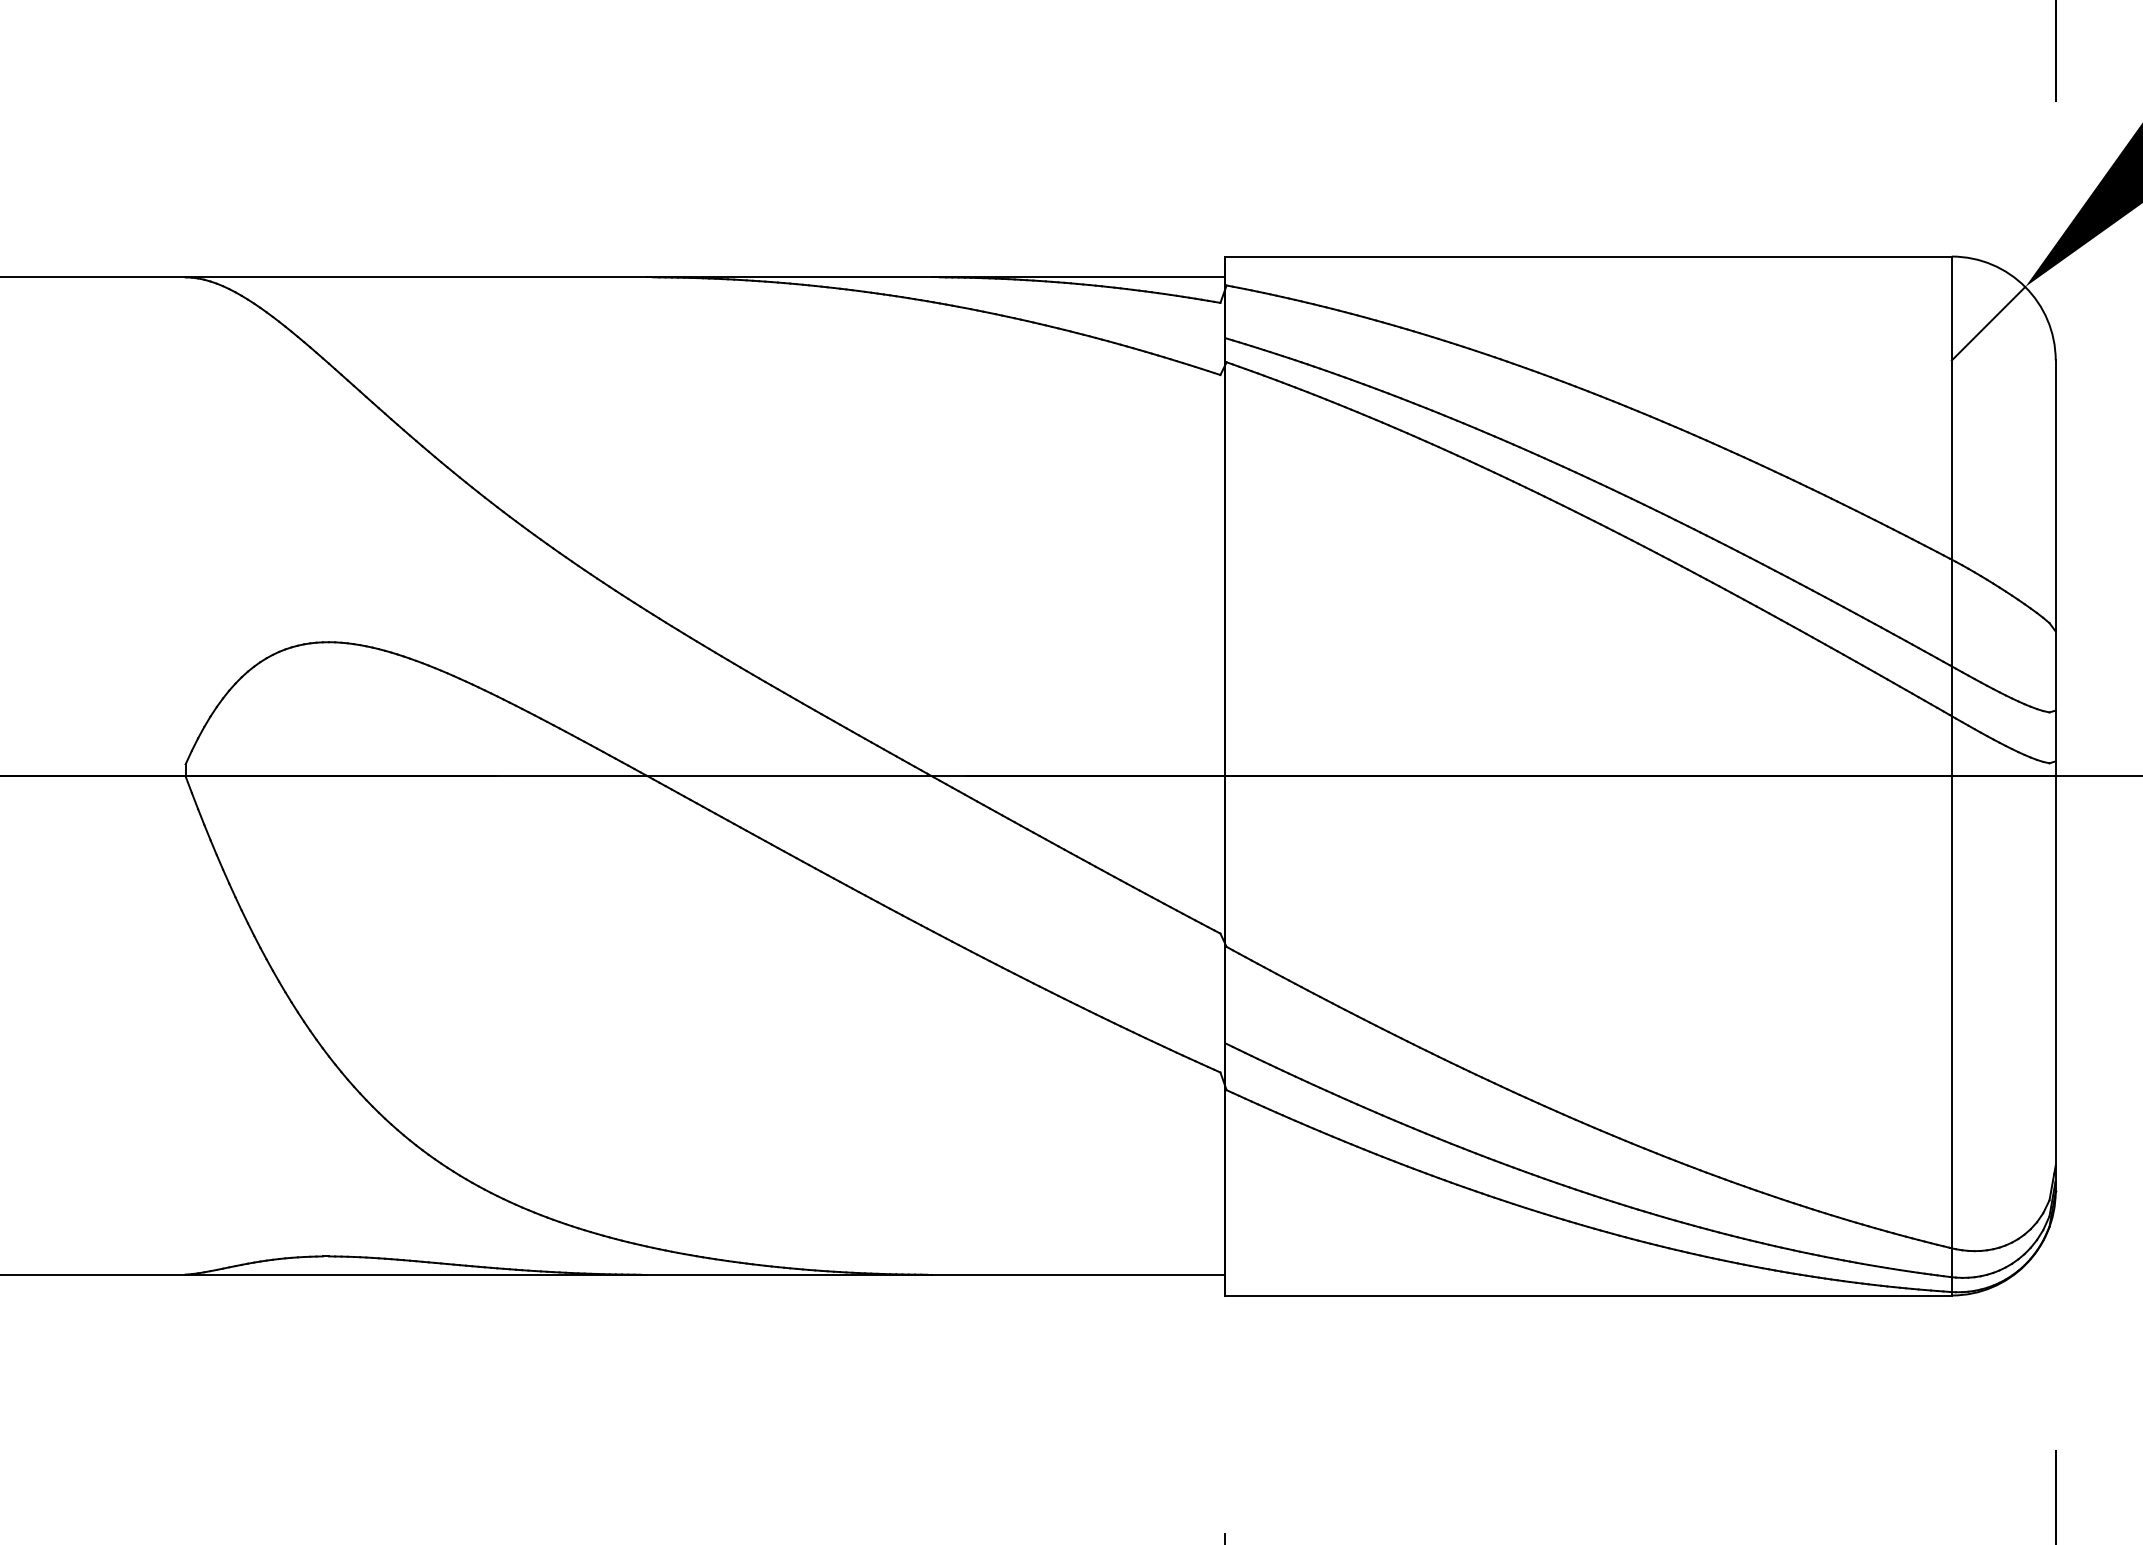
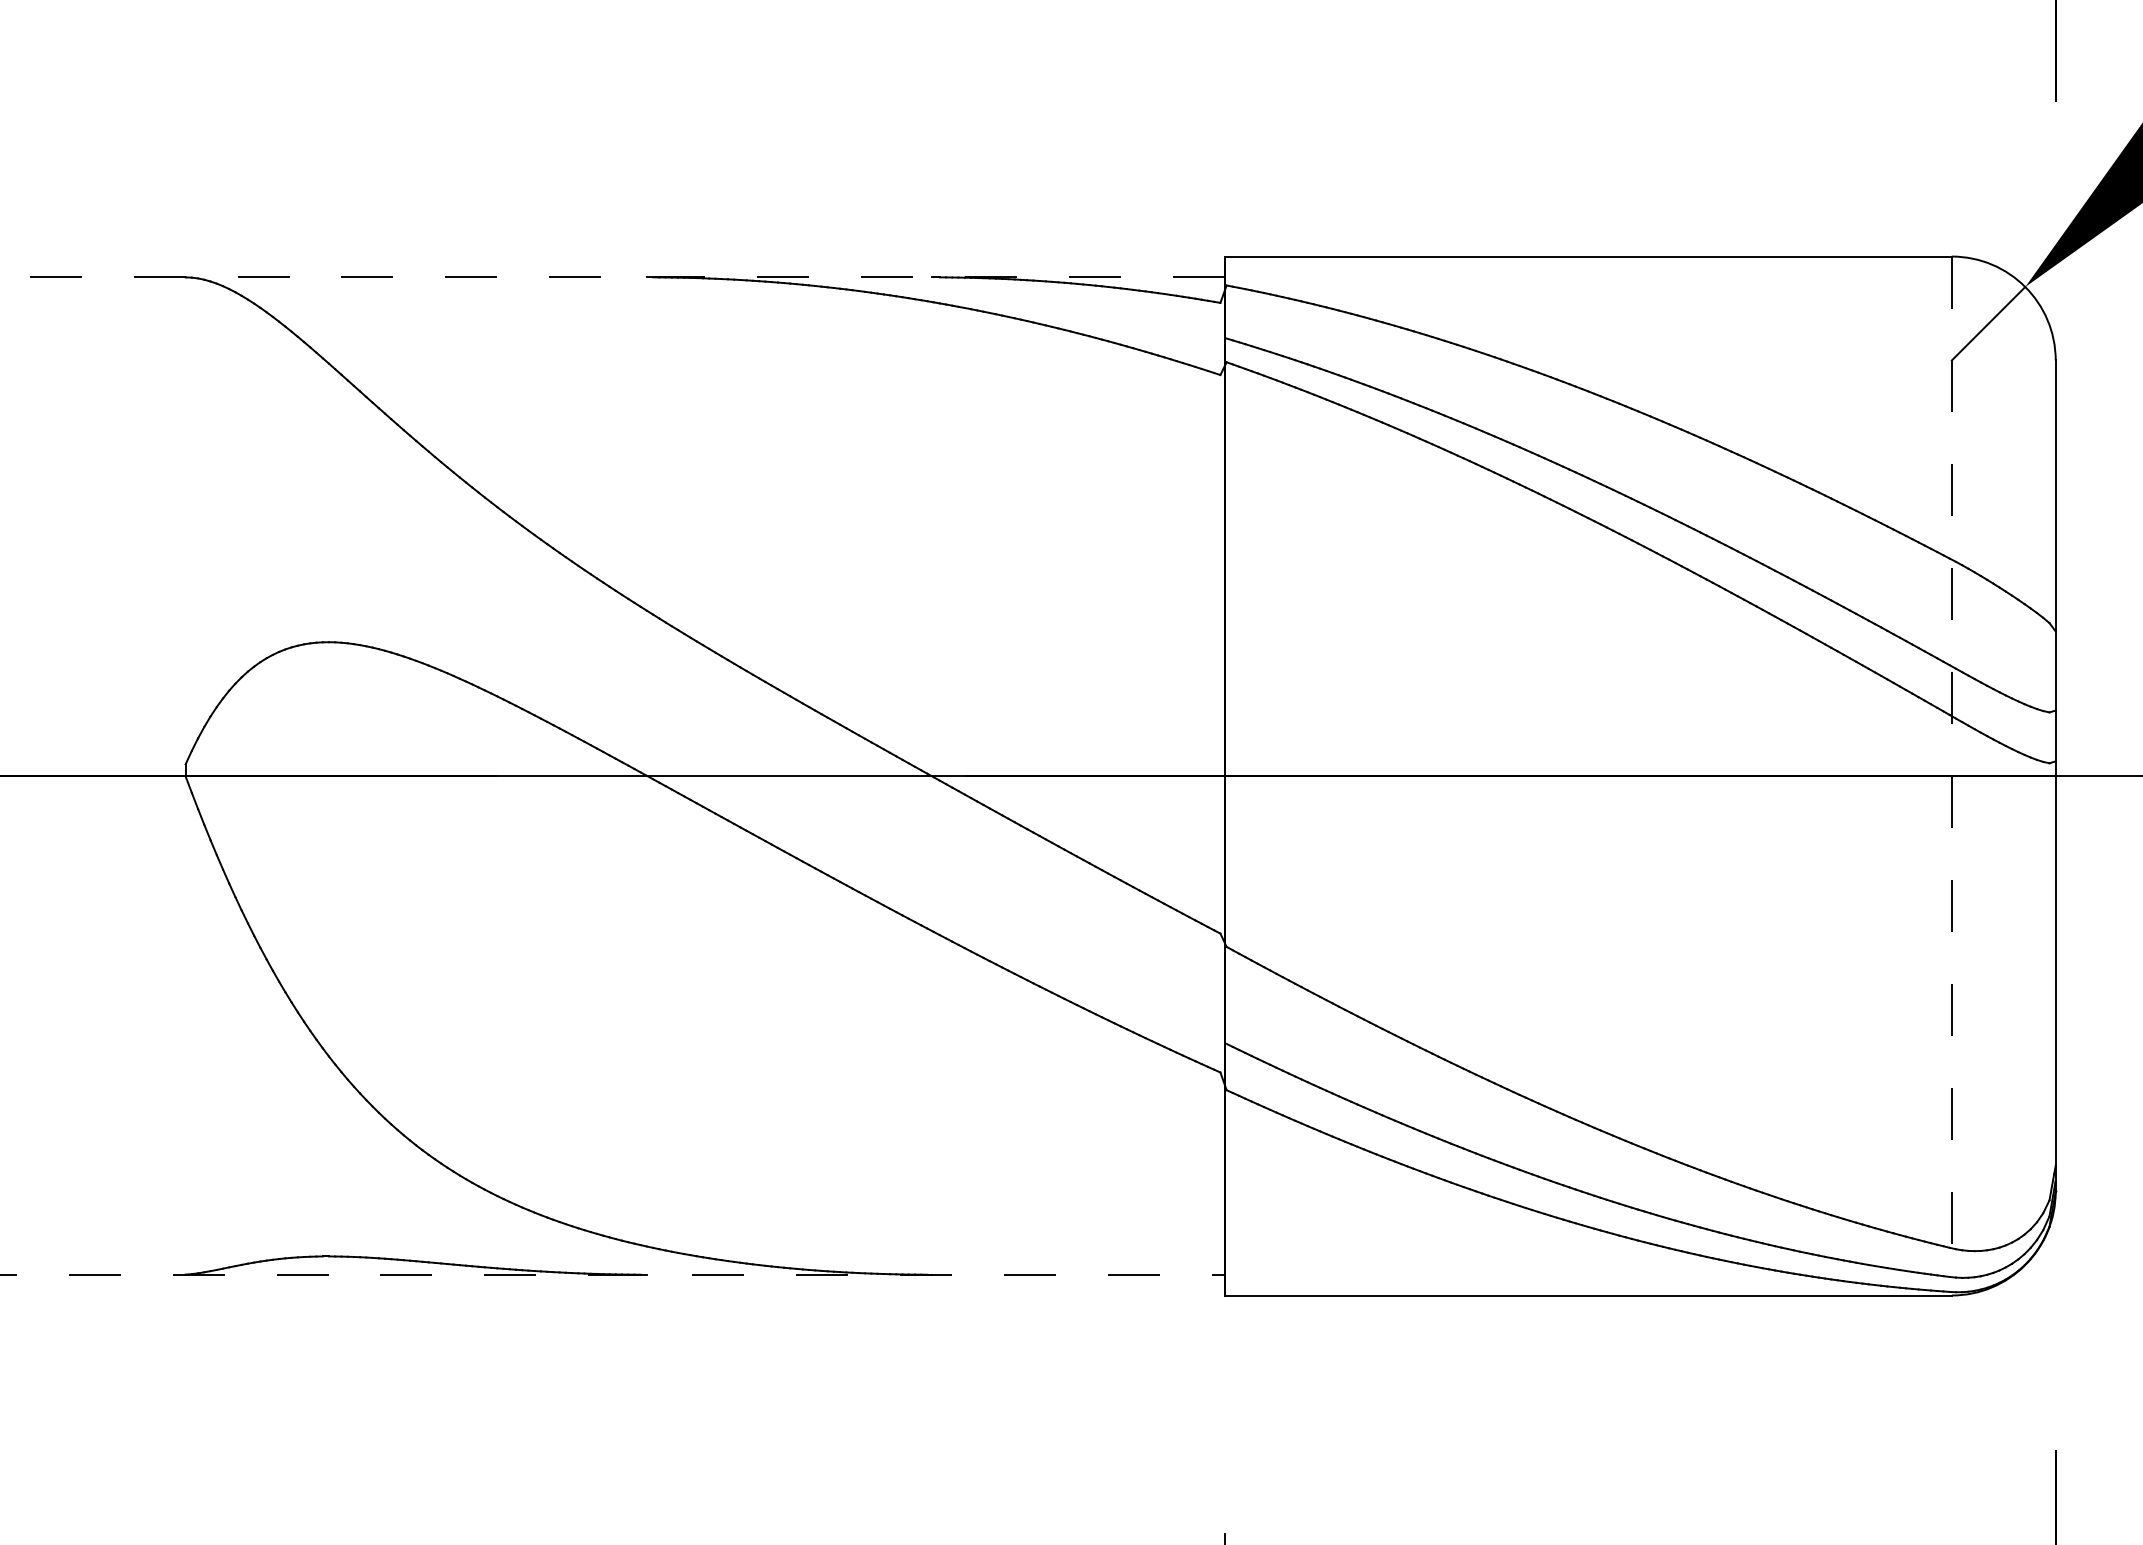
line: solid -> dashed (612, 277)
line: solid -> dashed (1951, 776)
line: solid -> dashed (612, 1274)
